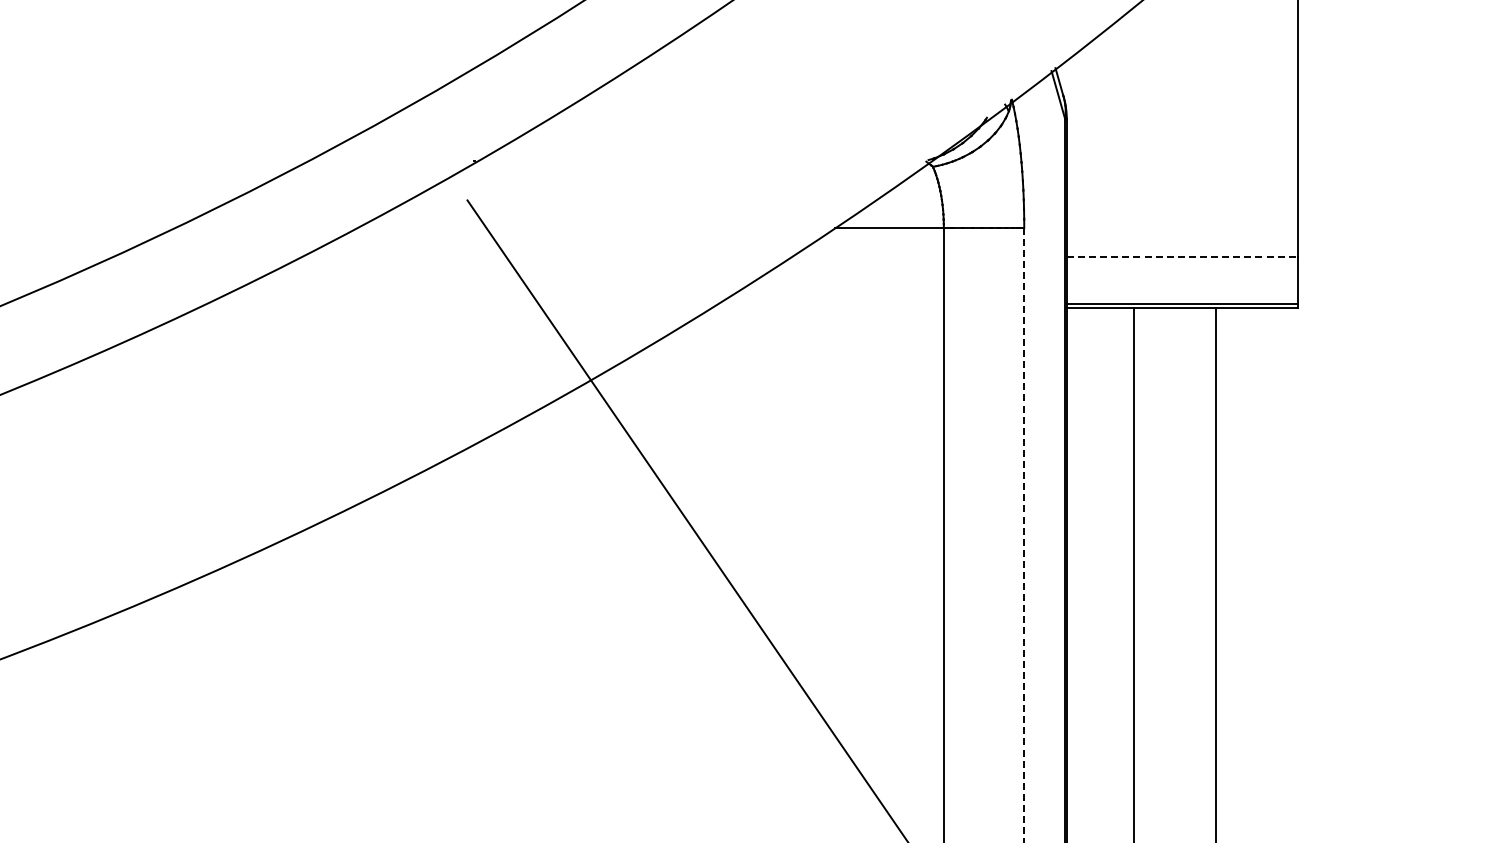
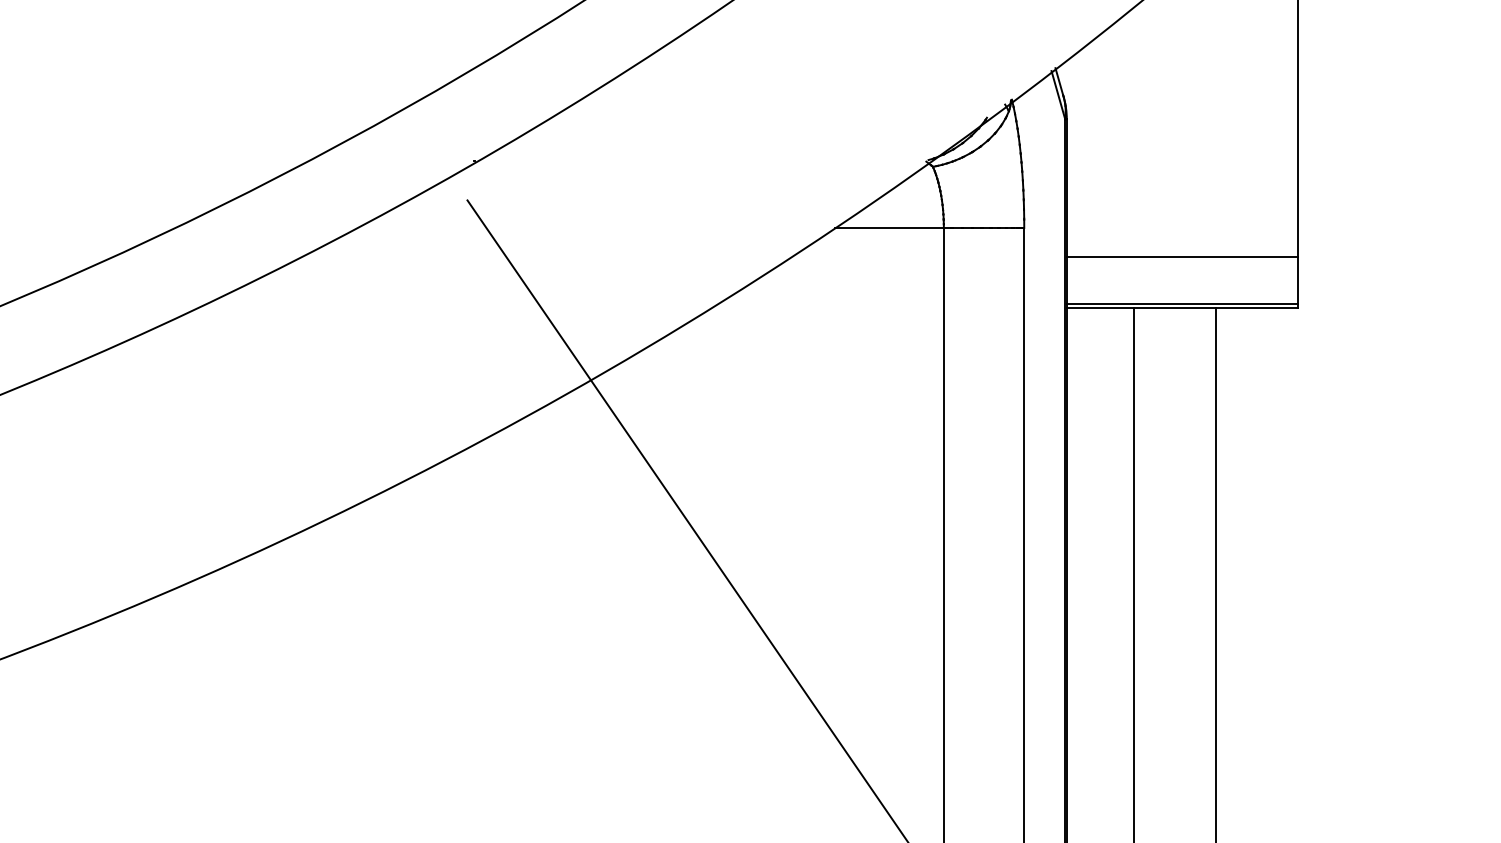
line: dashed -> solid (1182, 256)
line: dashed -> solid (1024, 535)
